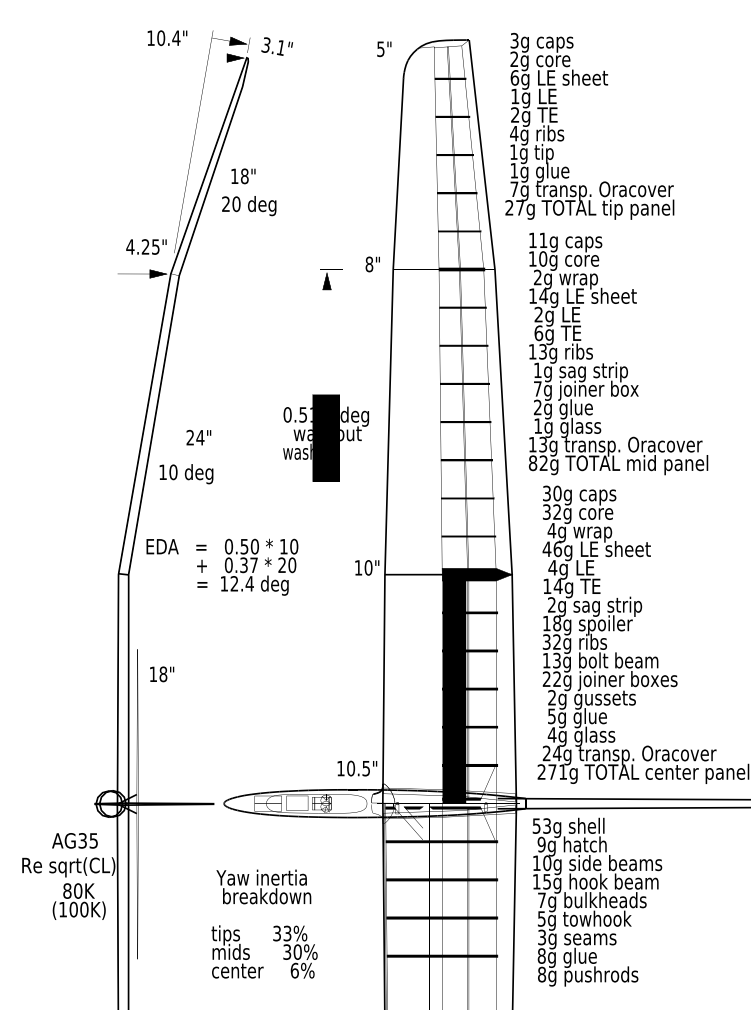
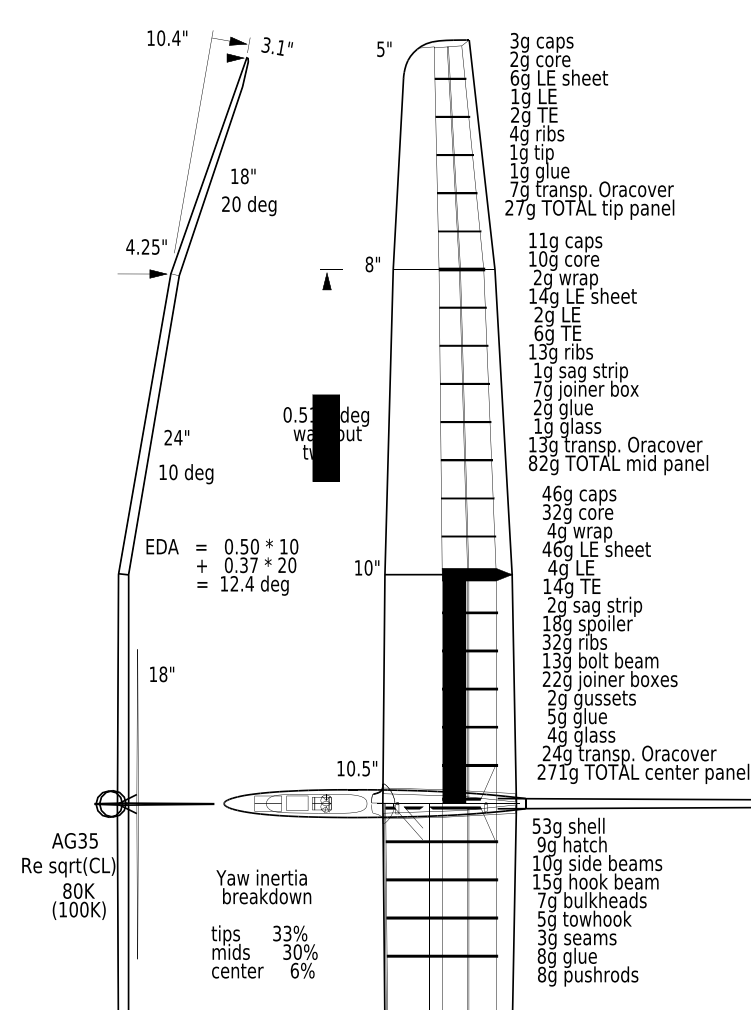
text position: (198, 437) -> (176, 437) (176, 437)
text: washout -> twist (297, 451)
text: 30g -> 46g (551, 493)
